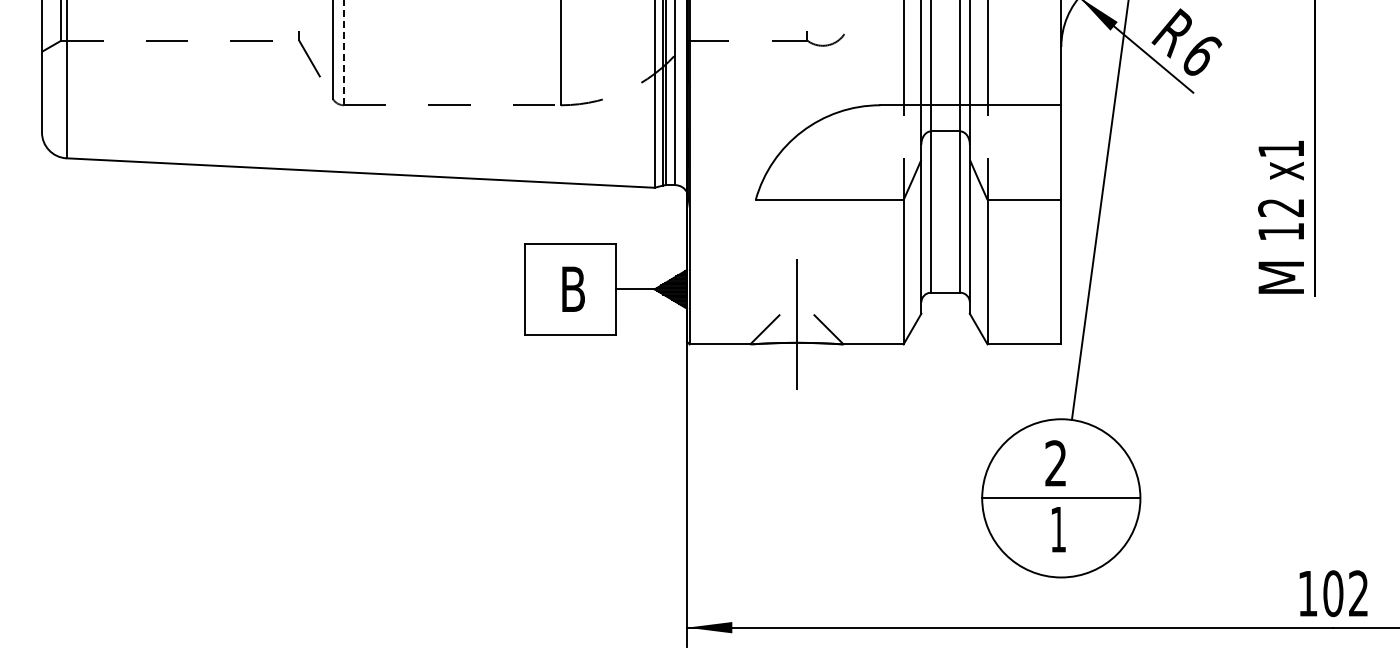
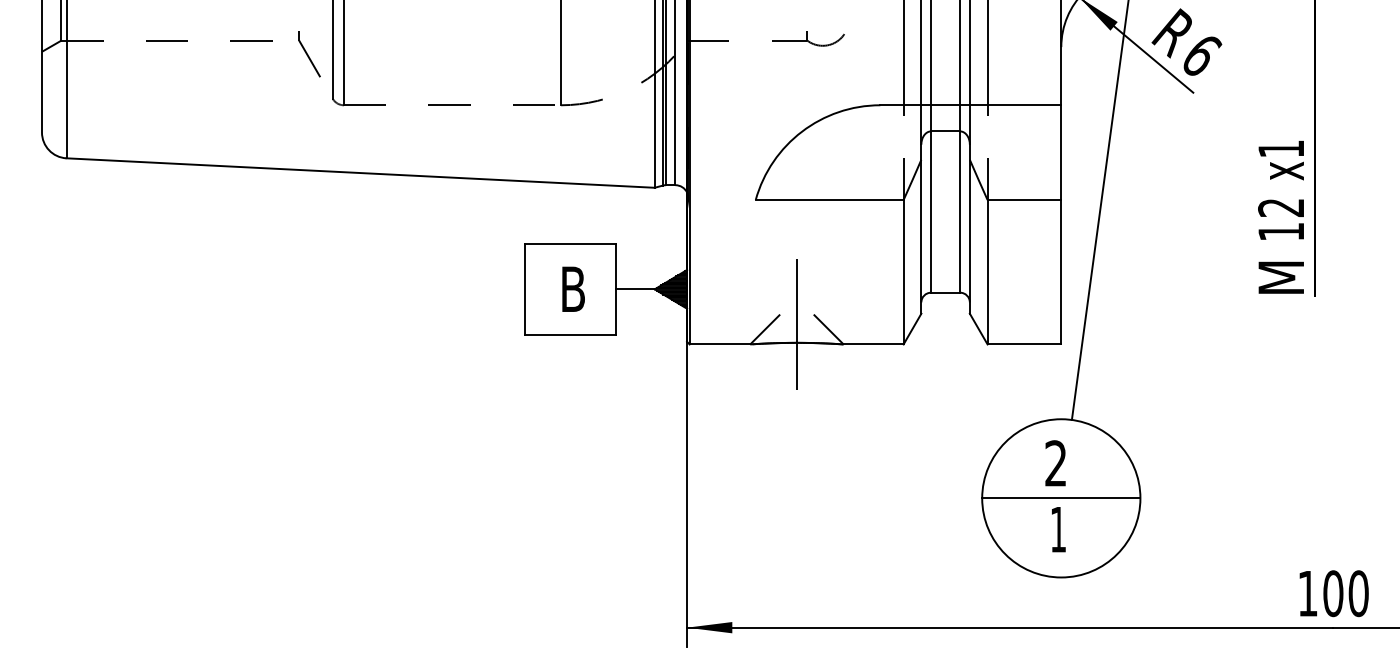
line: dashed -> solid (343, 52)
text: 102 -> 100 (1358, 593)
